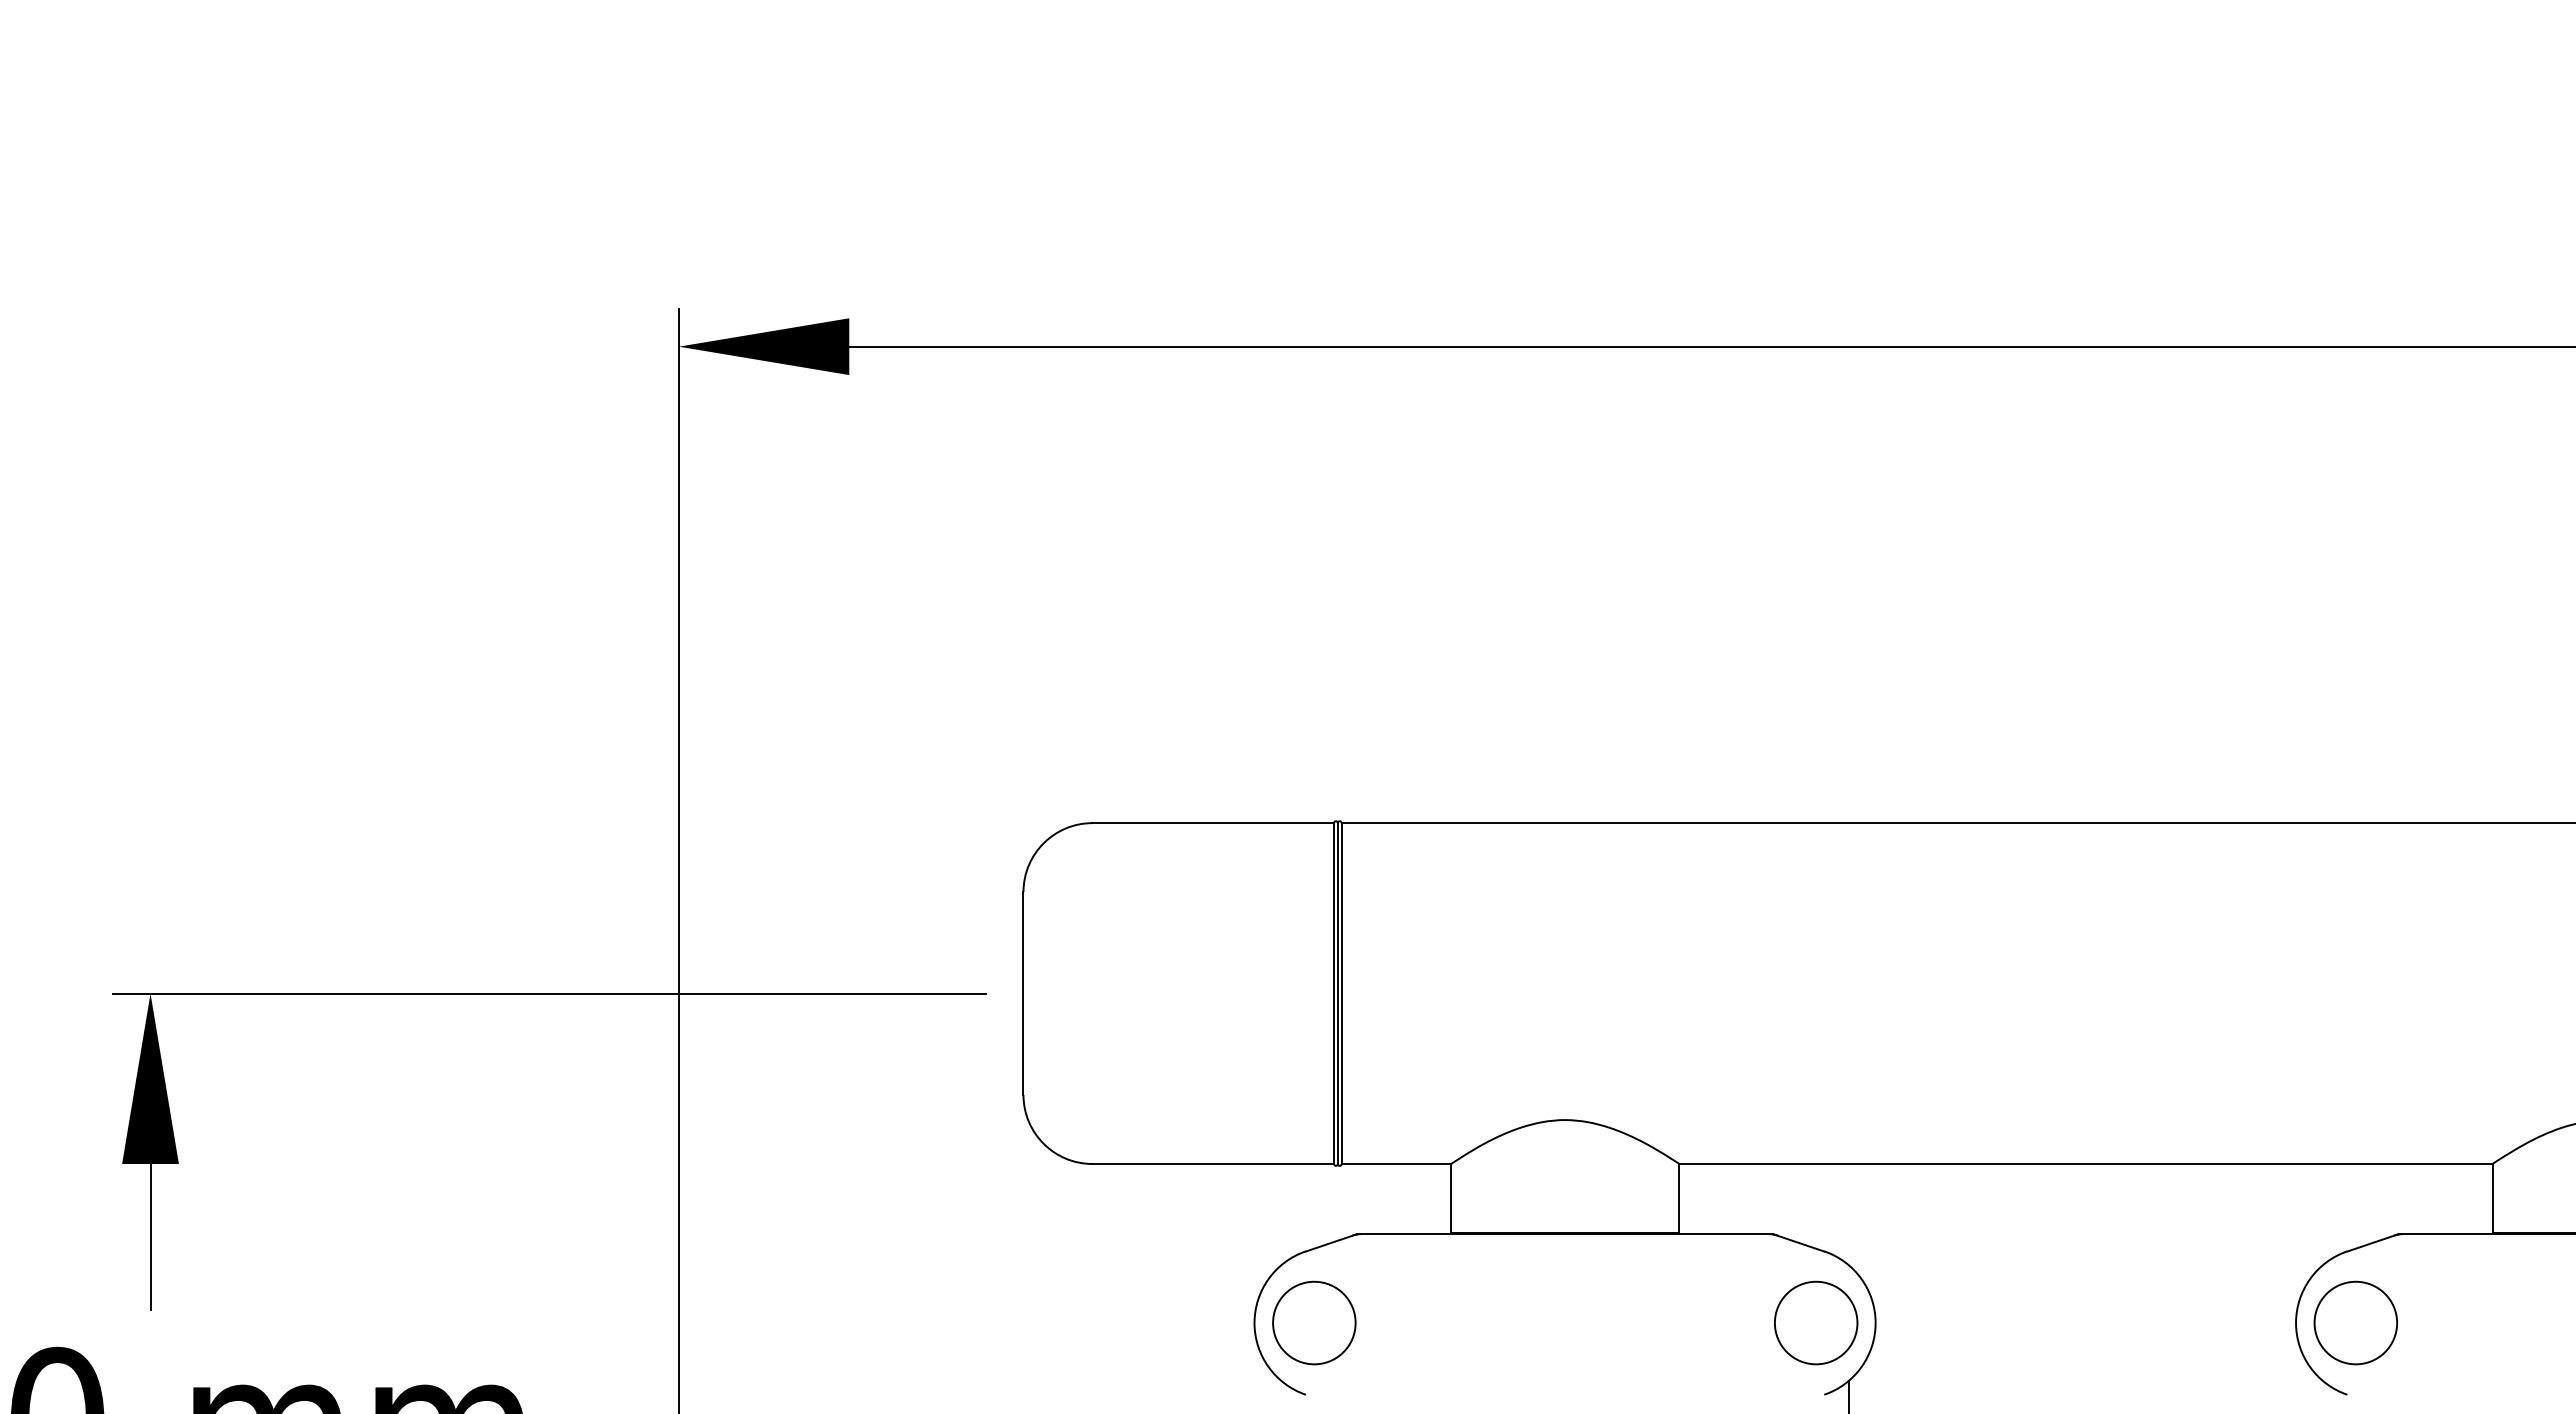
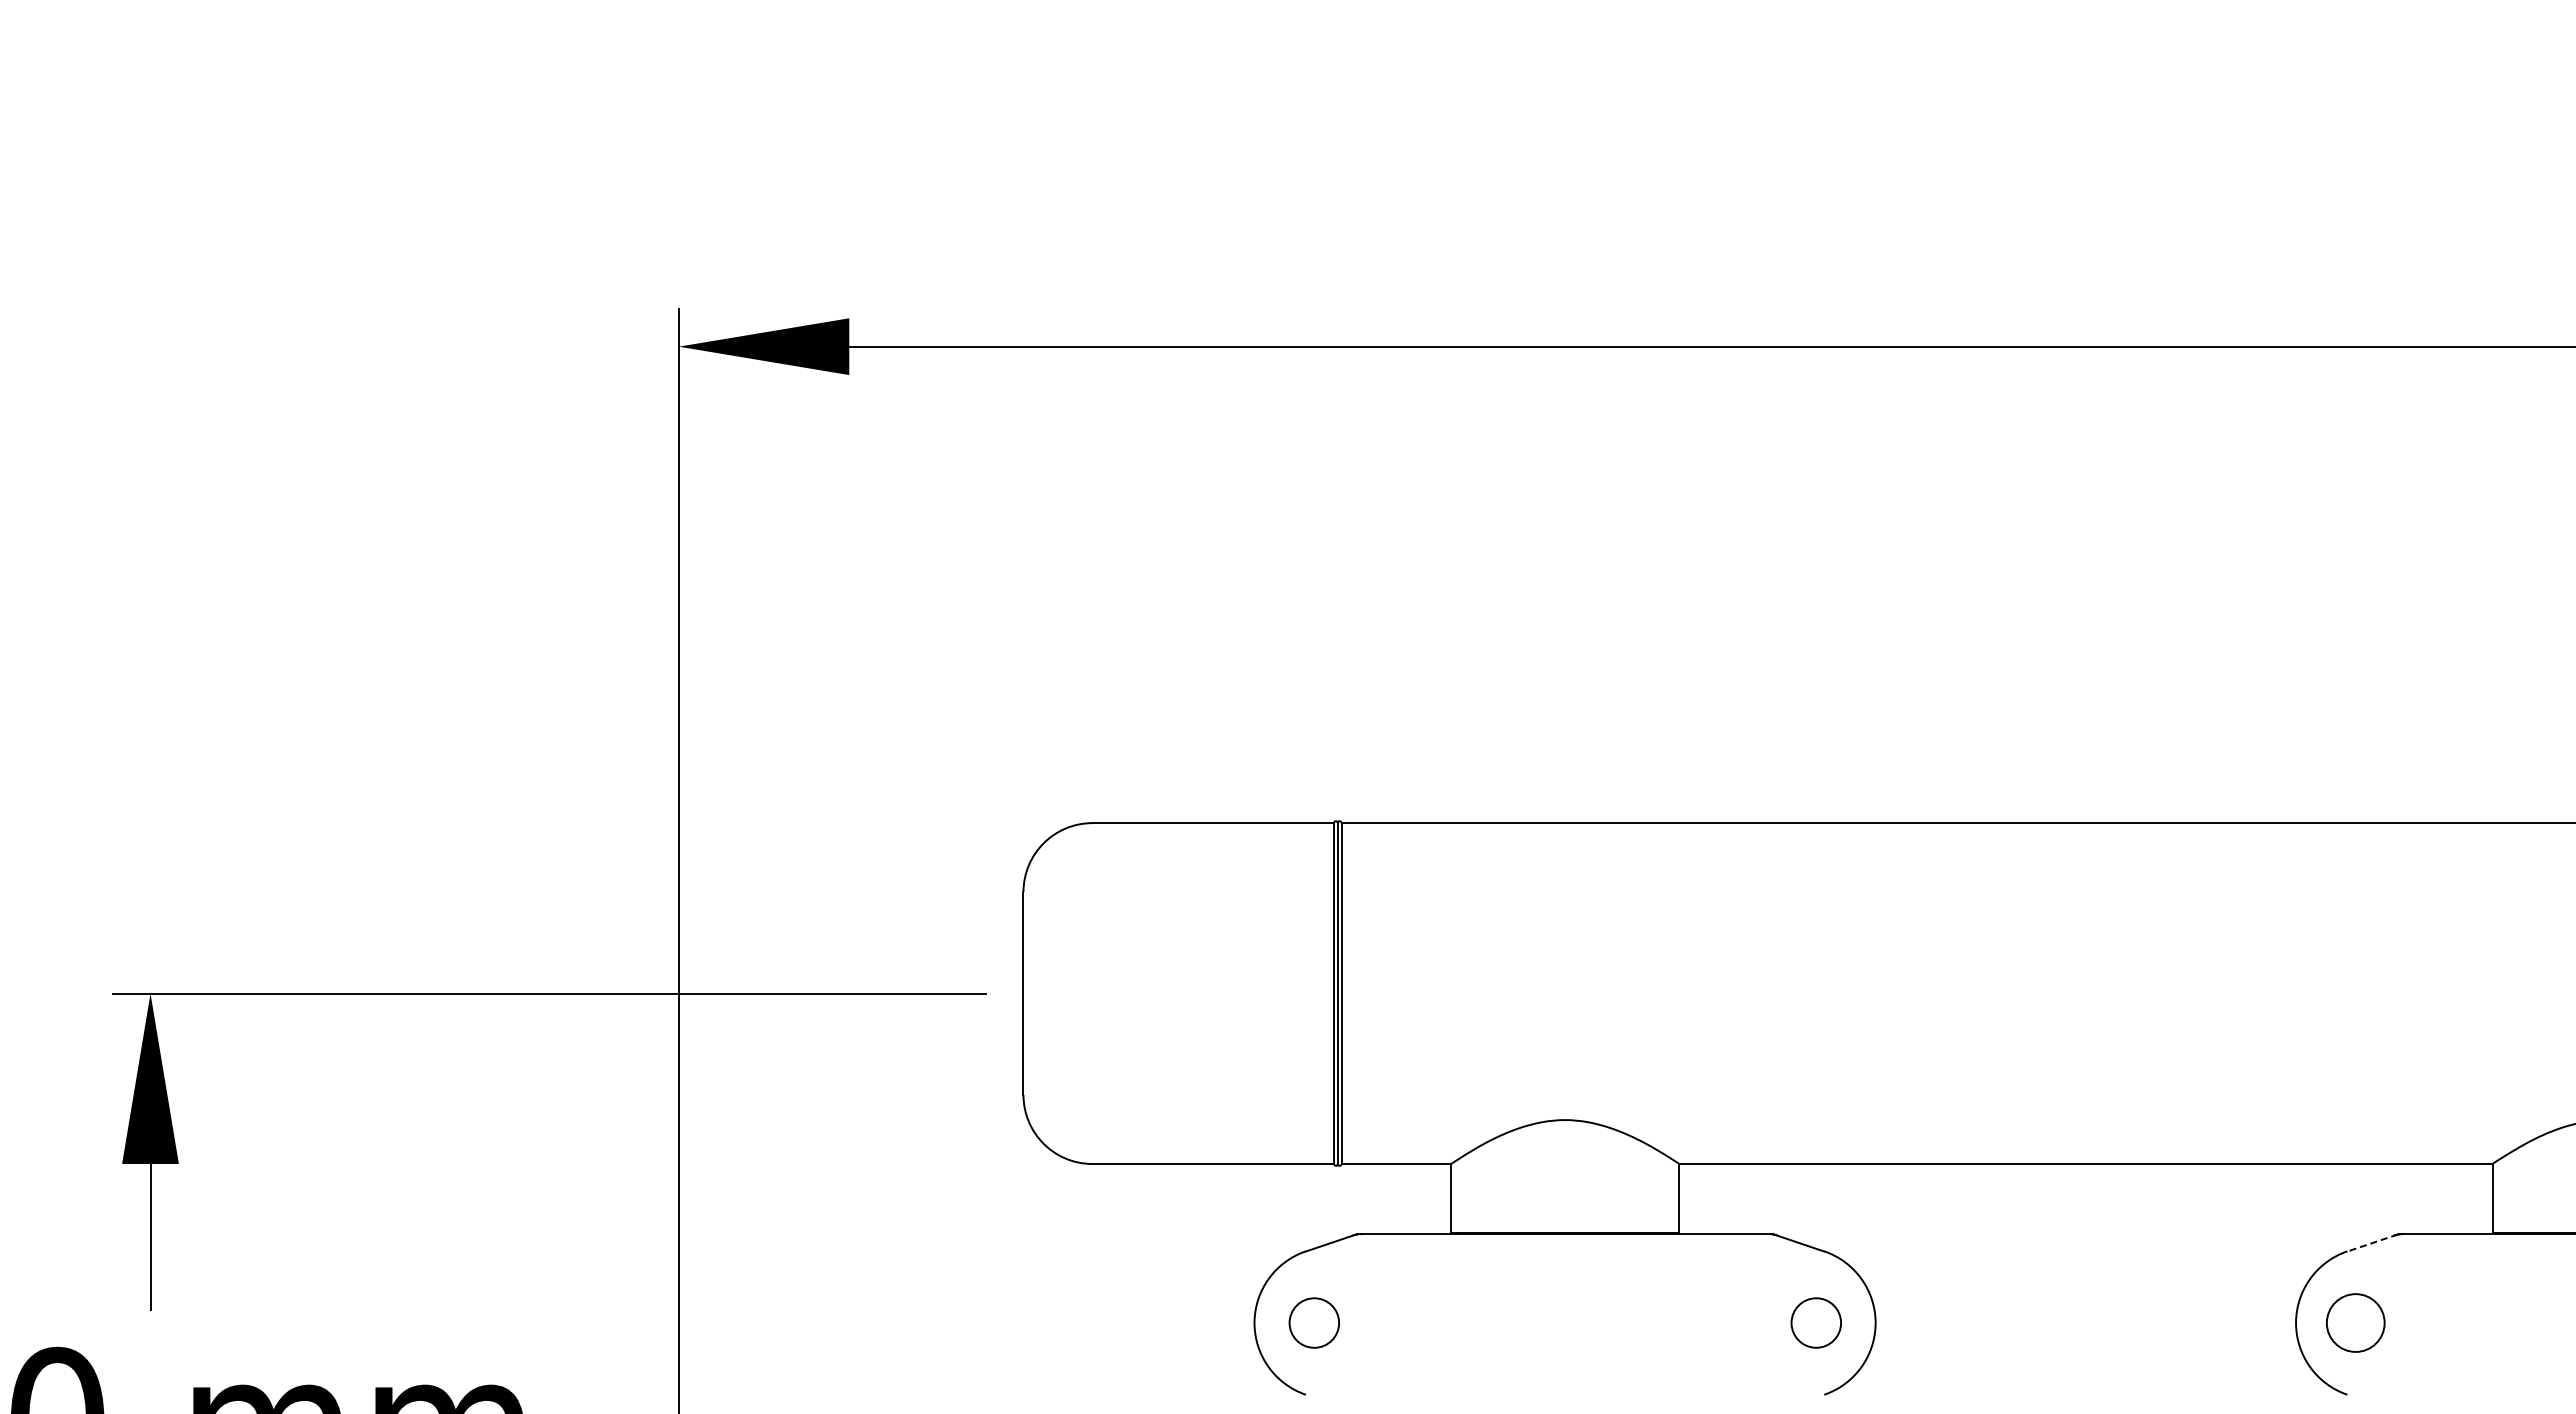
line: solid -> dashed (2372, 1242)
circle diameter: 83 px -> 50 px (1314, 1322)
circle size: 85x86 px -> 52x52 px (1815, 1322)
circle size: 85x86 px -> 60x60 px (2355, 1322)
line: present -> none (1849, 1395)
